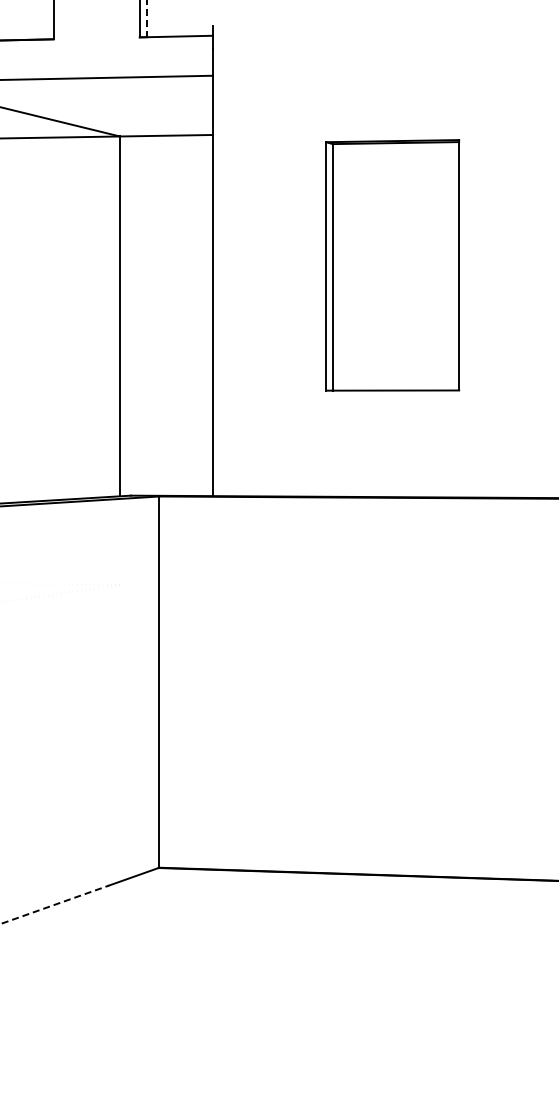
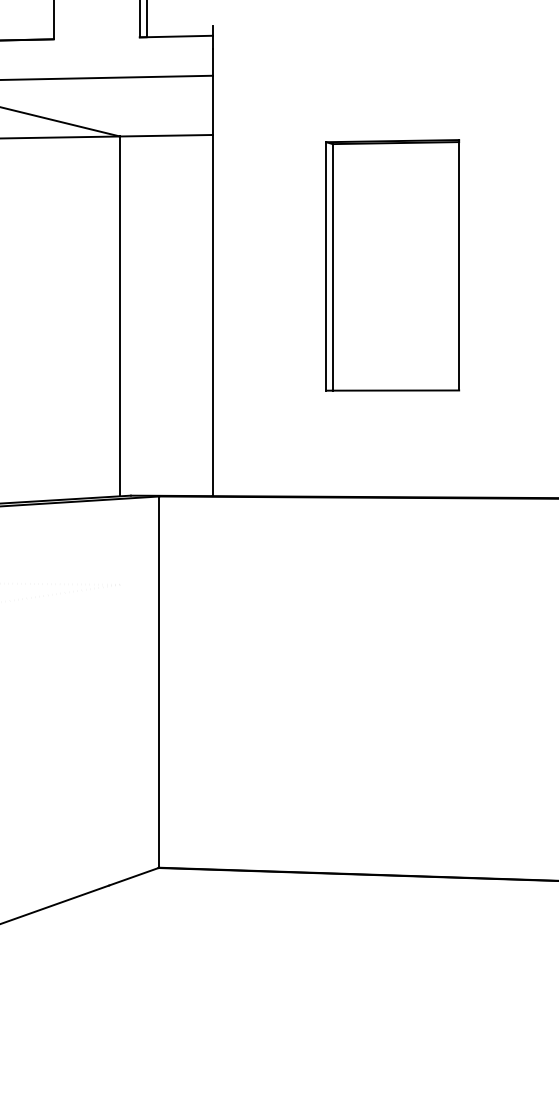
line: dashed -> solid (146, 19)
line: dashed -> solid (55, 904)
